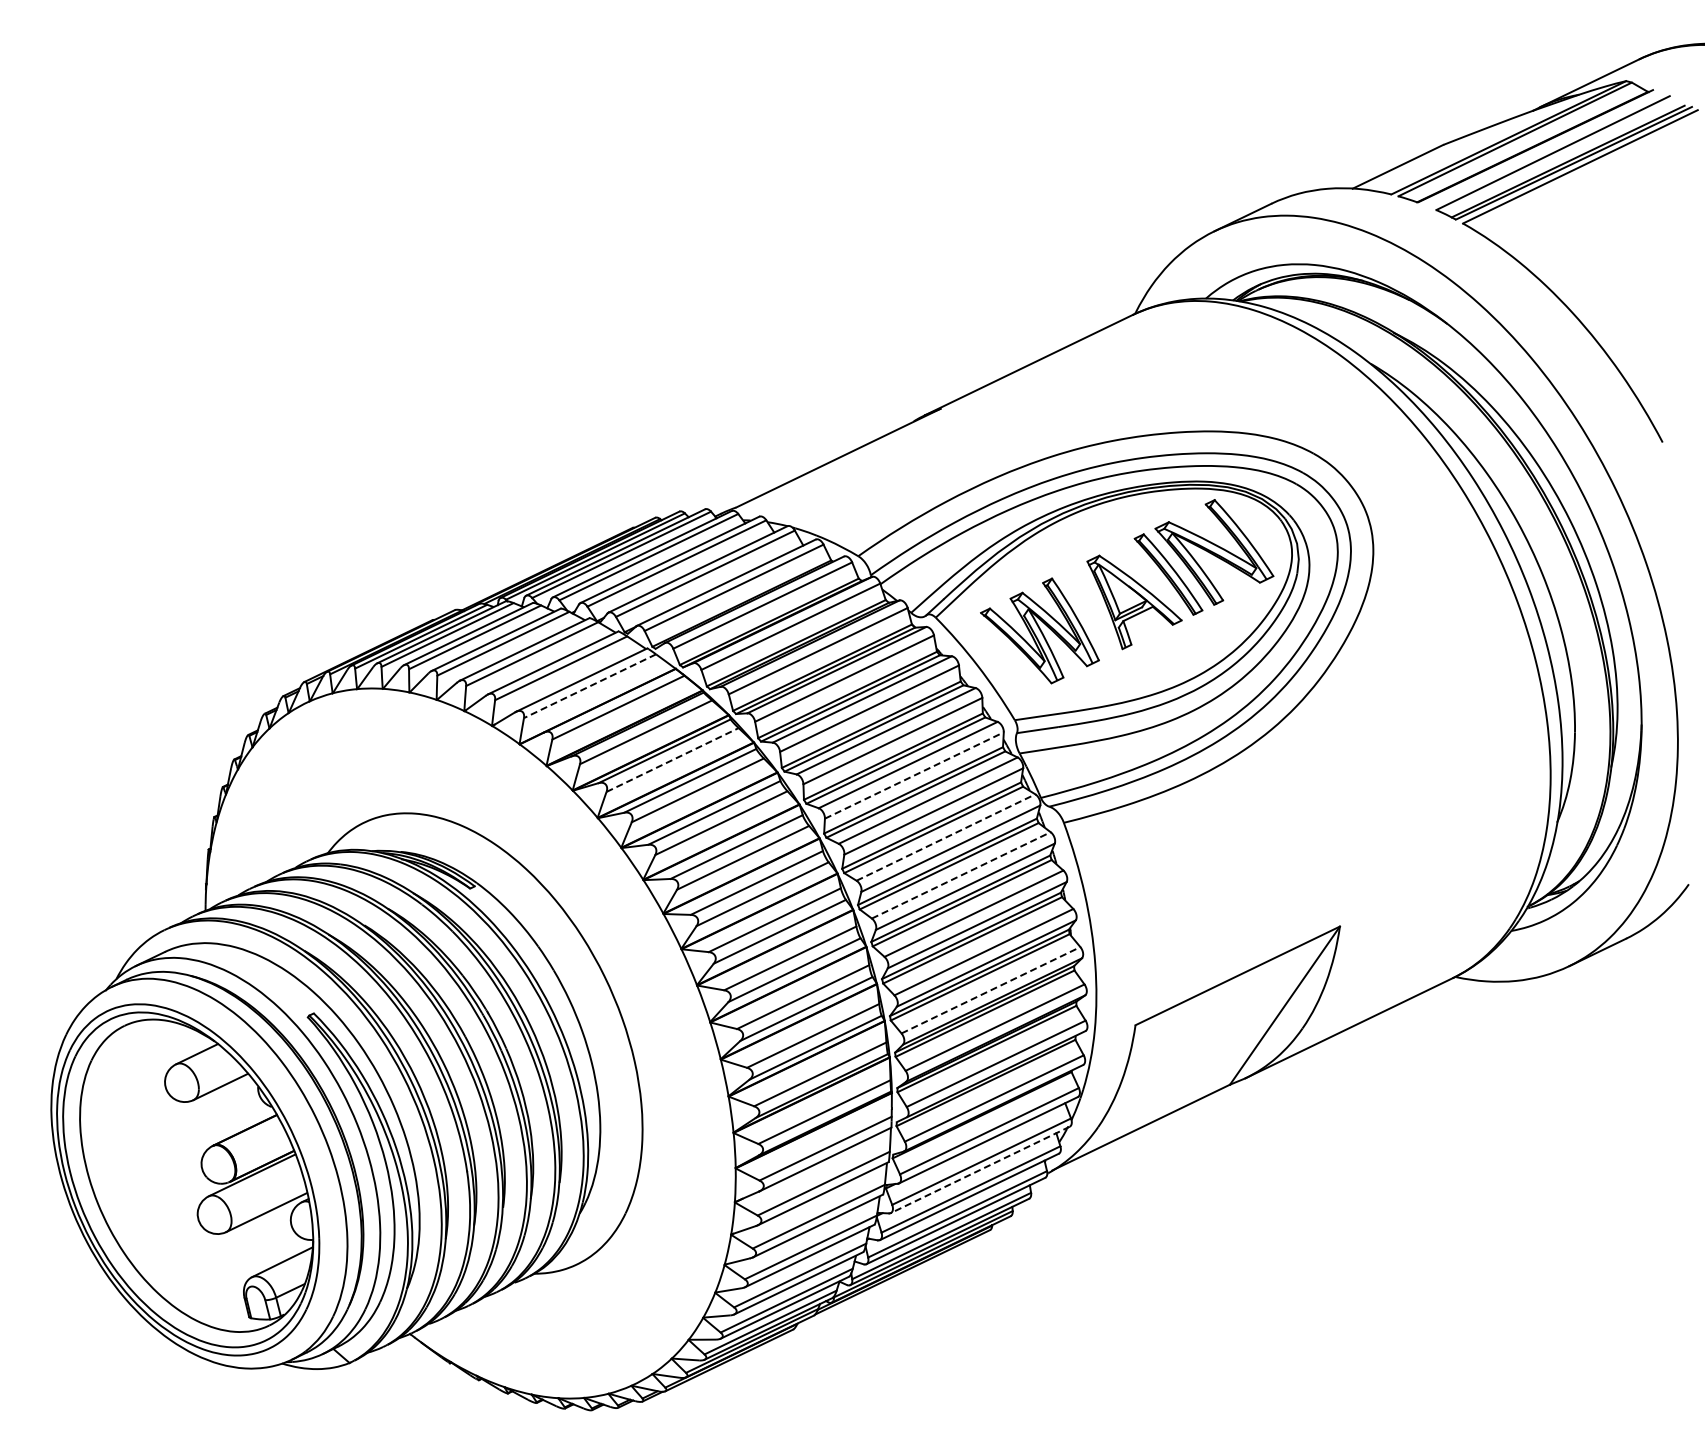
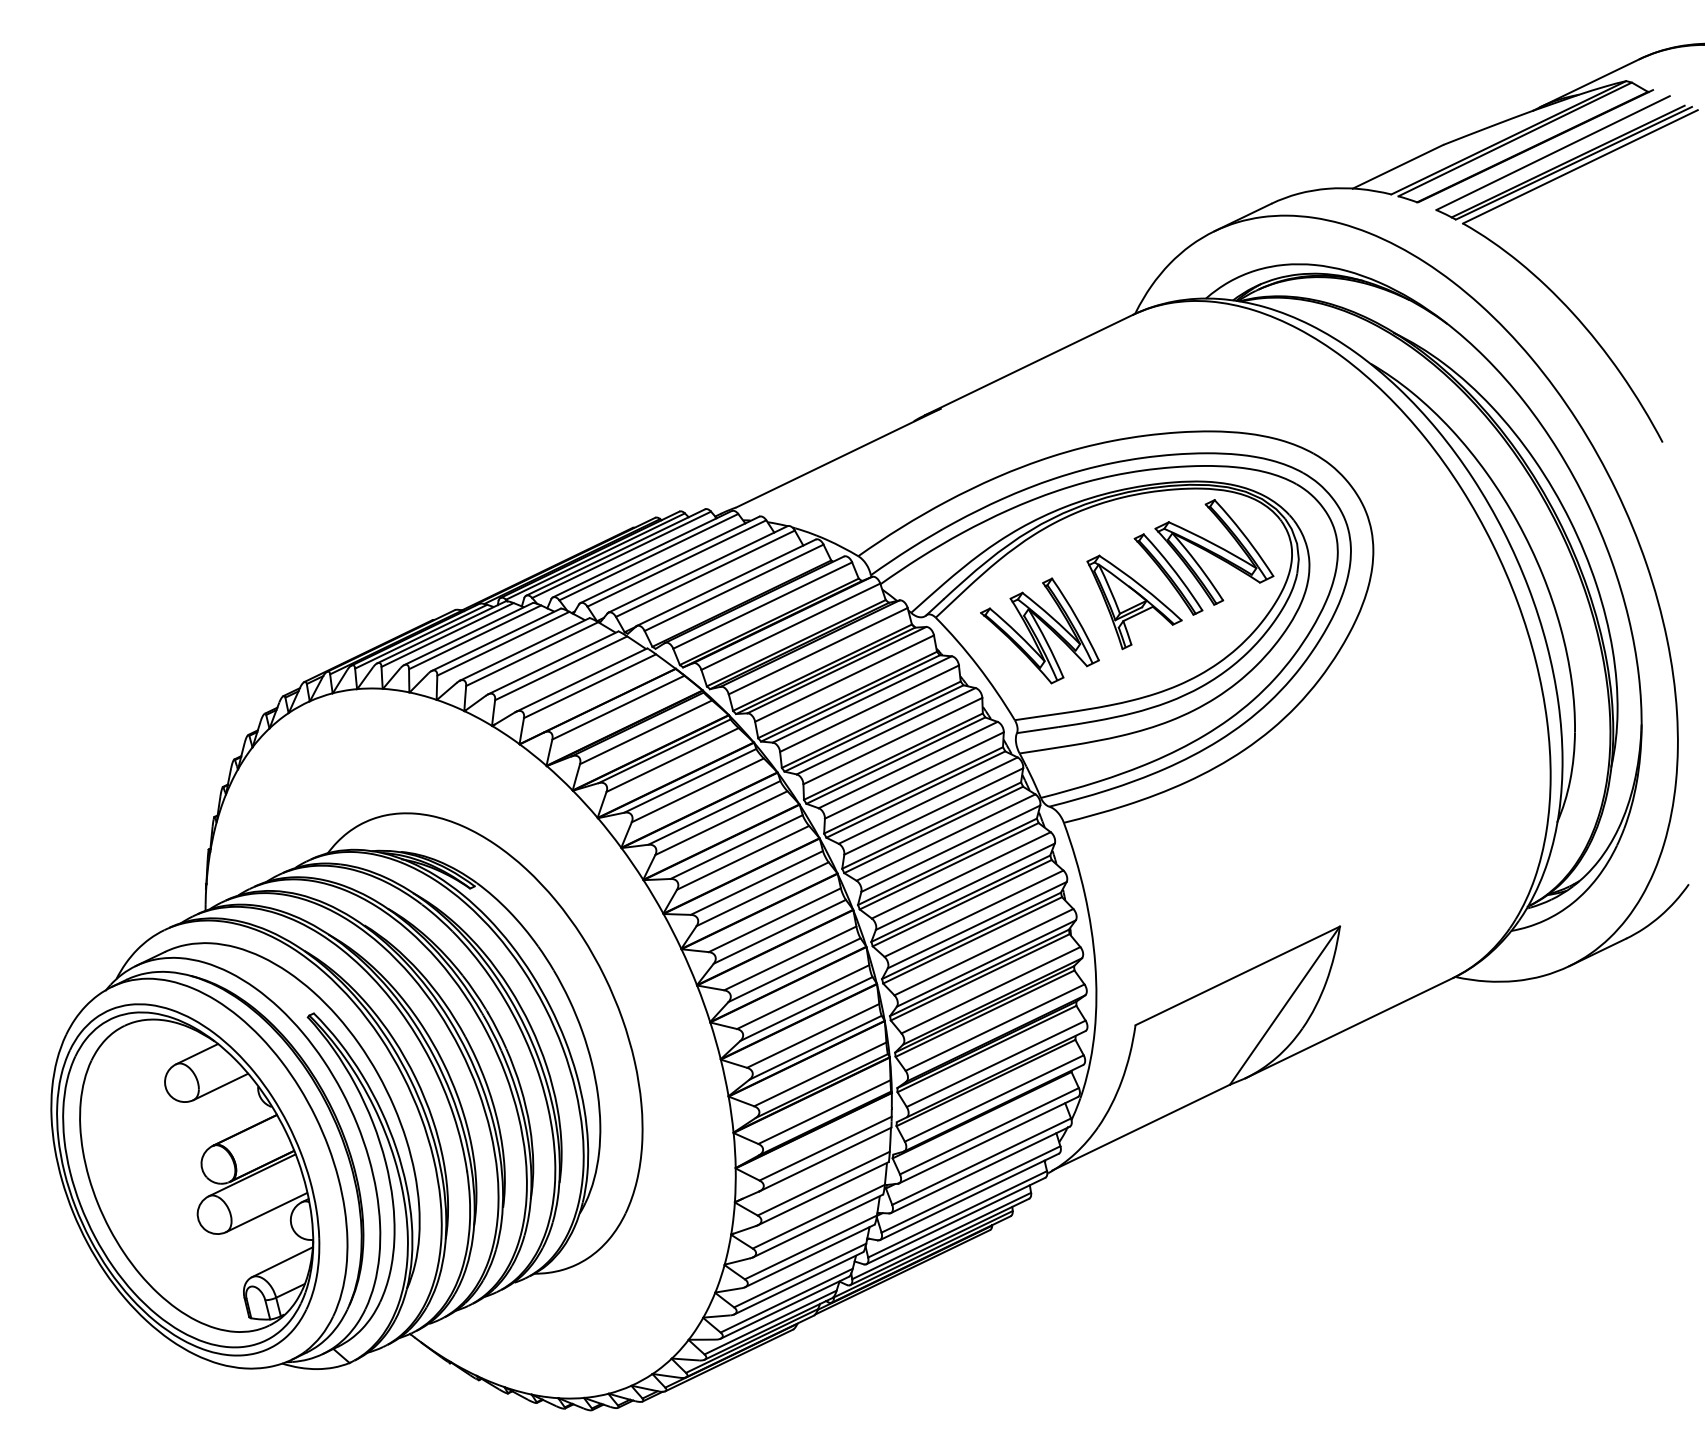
line: dashed -> solid (589, 686)
line: dashed -> solid (673, 759)
line: dashed -> solid (914, 775)
line: dashed -> solid (946, 837)
line: dashed -> solid (961, 875)
line: dashed -> solid (991, 990)
line: dashed -> solid (979, 1170)
